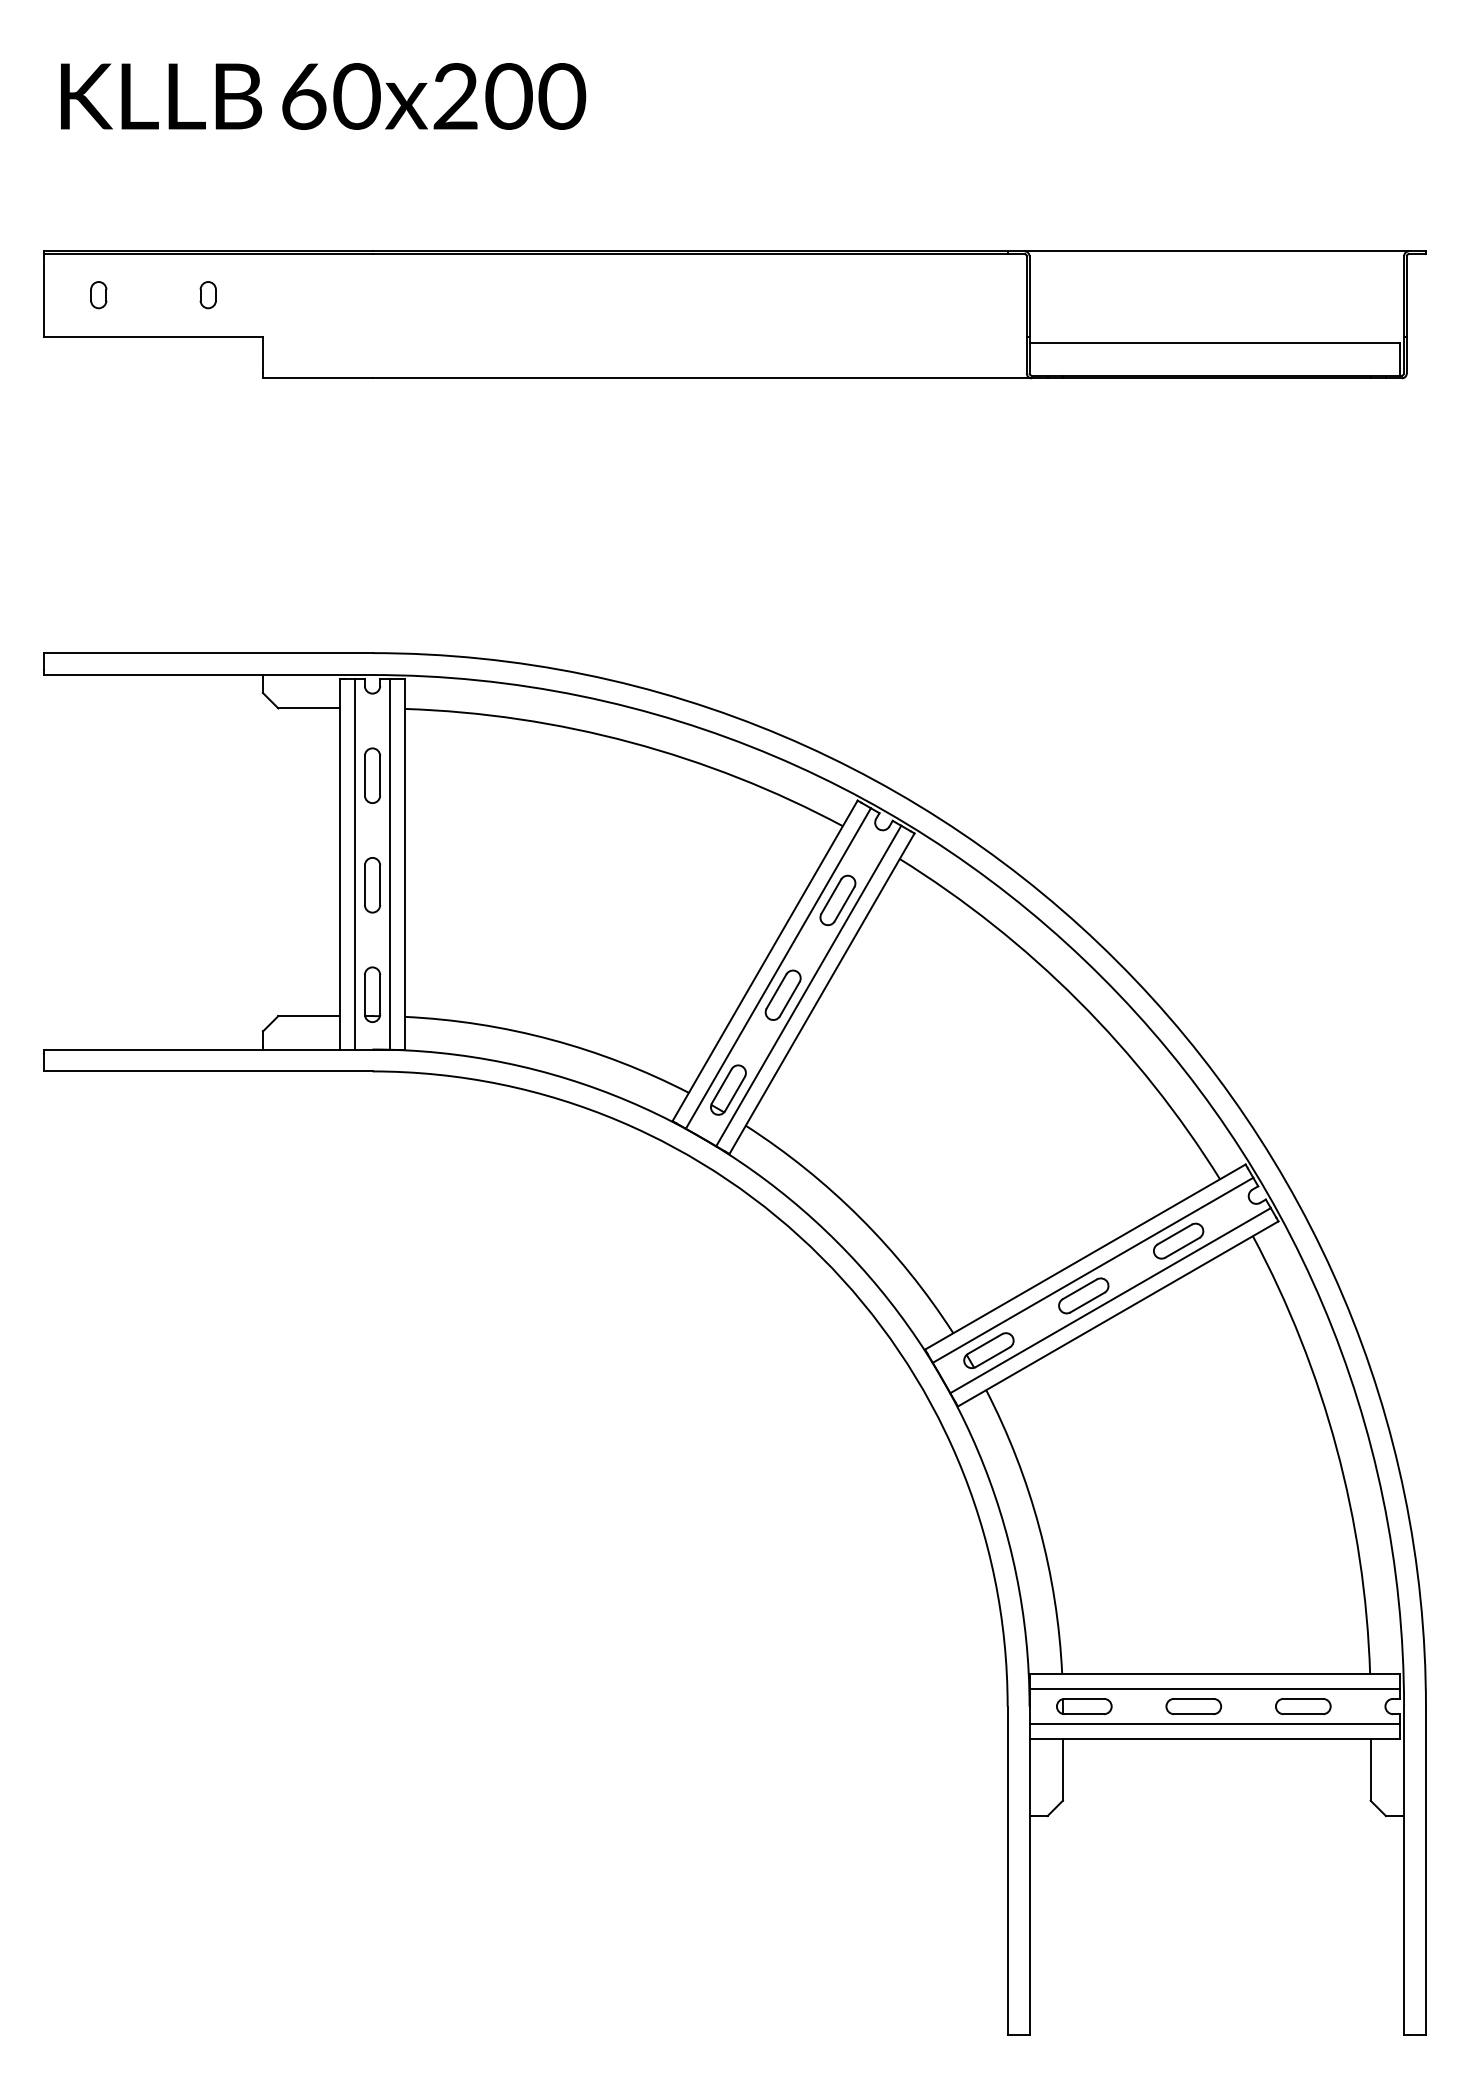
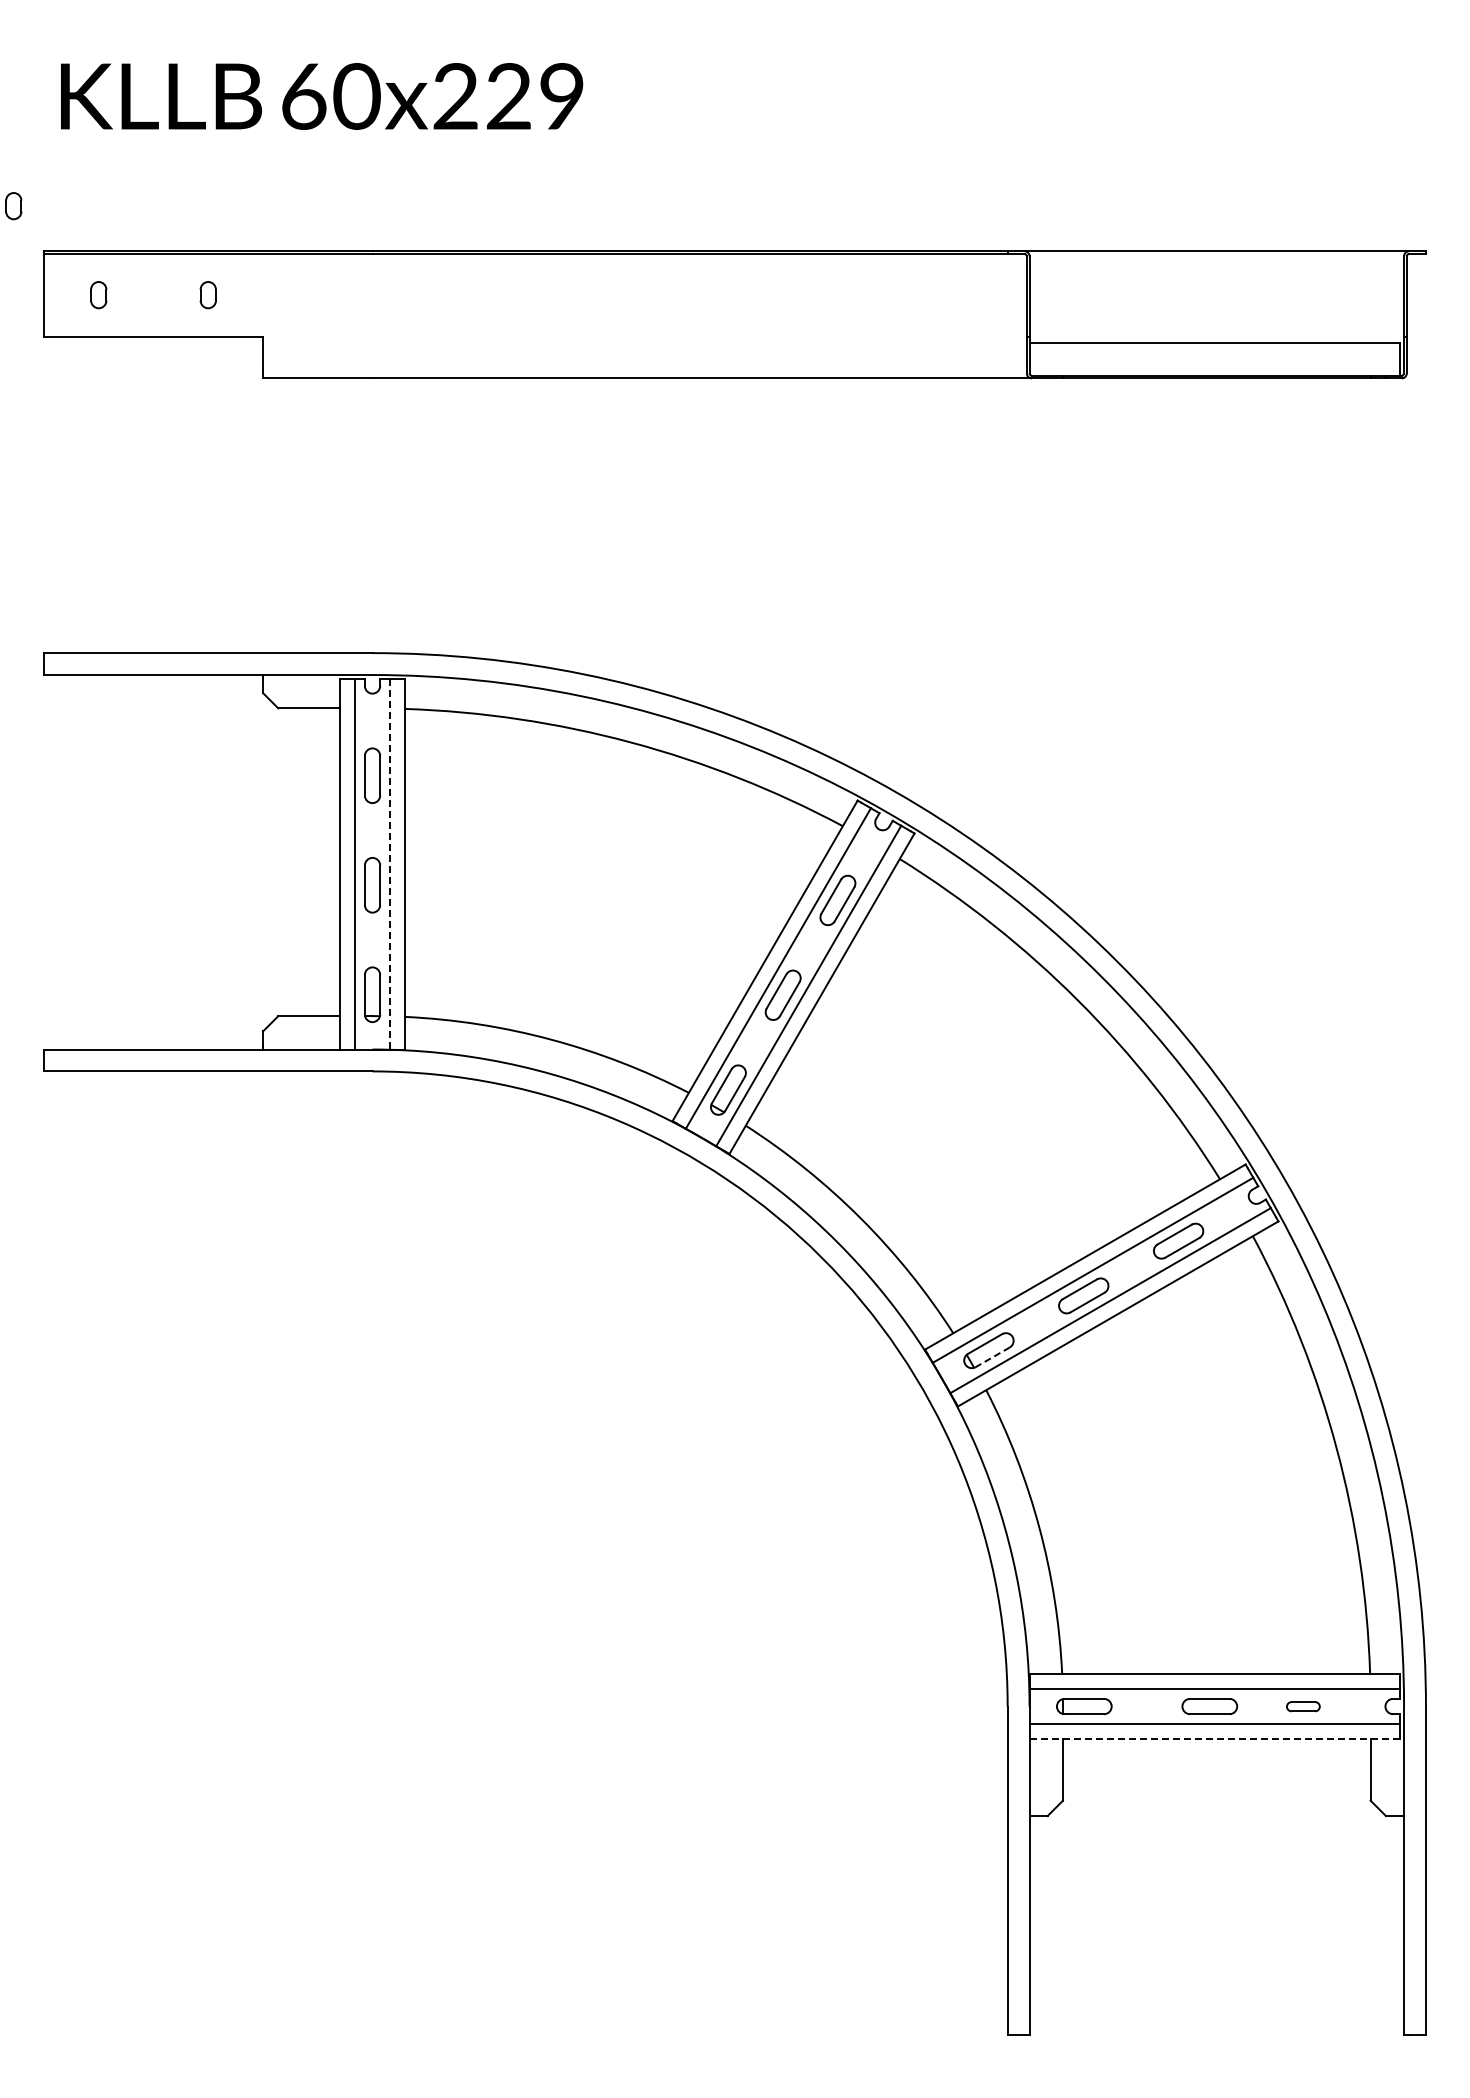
text: 60x200 -> 60x229 (535, 96)
part: none -> present (13, 206)
line: solid -> dashed (390, 864)
line: solid -> dashed (992, 1357)
part position: (1193, 1706) -> (1209, 1706) (1209, 1706)
part size: 57x18 px -> 35x12 px (1303, 1706)
line: solid -> dashed (1215, 1739)
